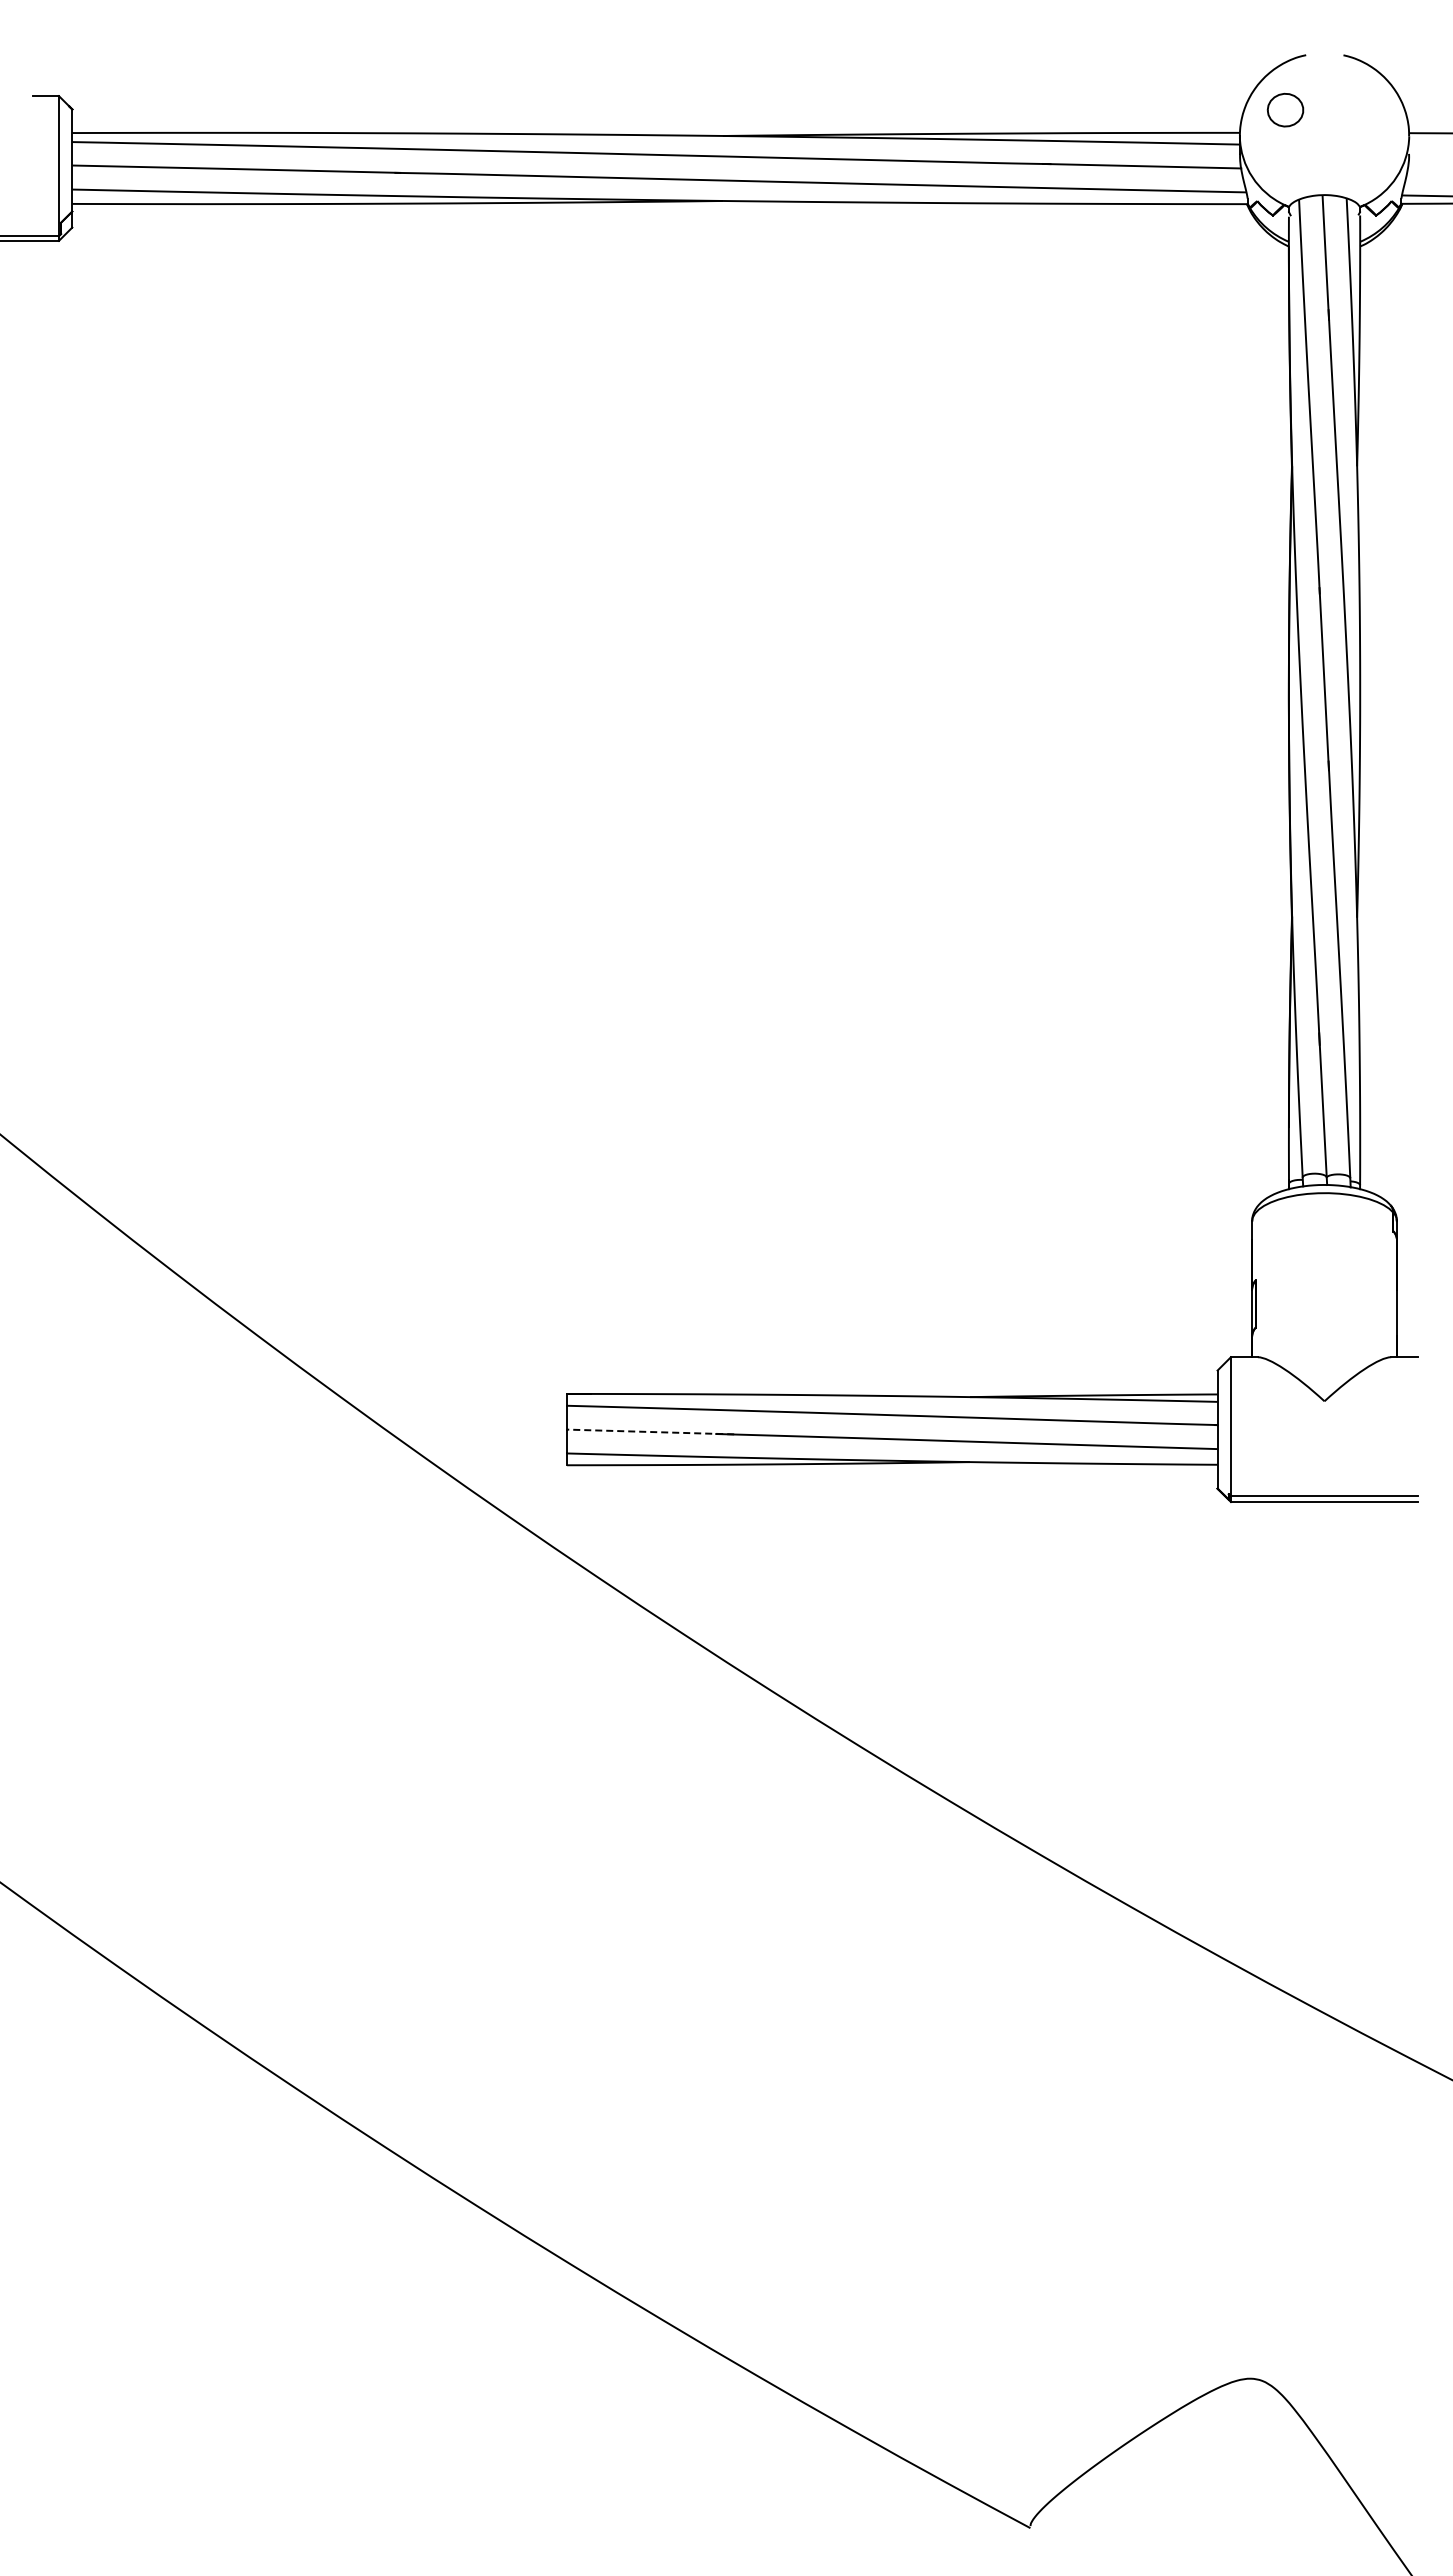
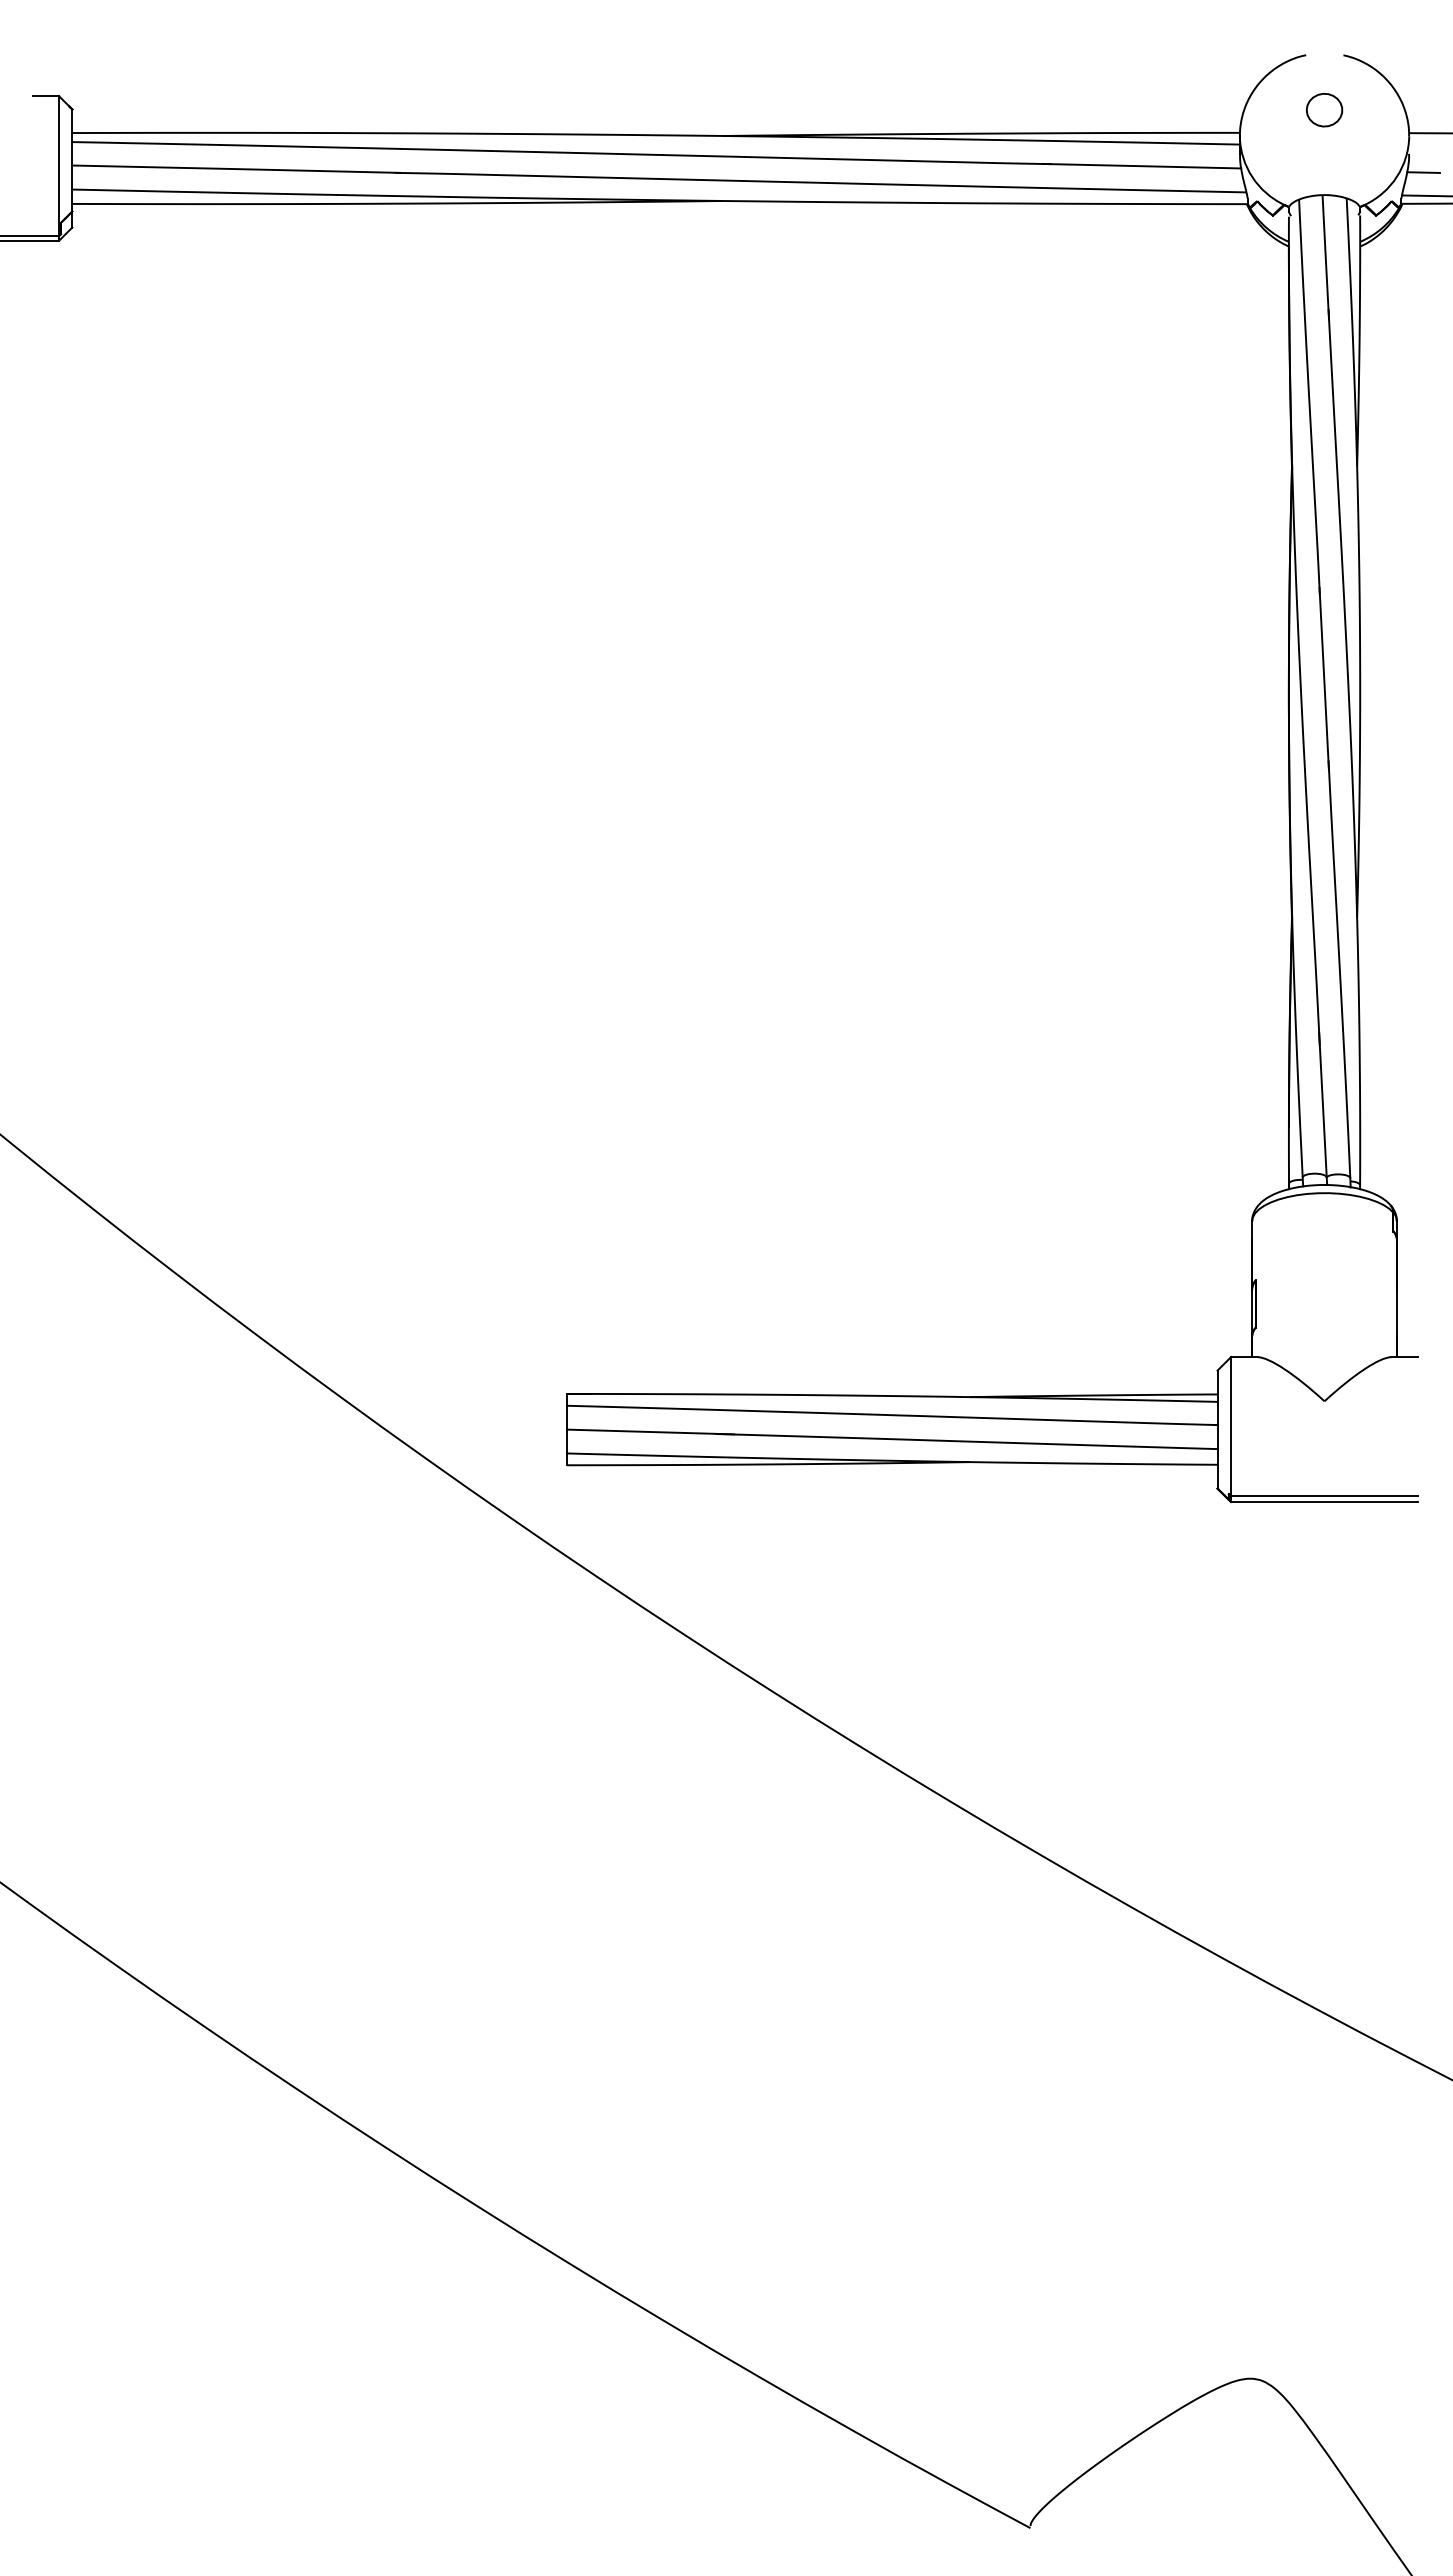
part position: (1285, 109) -> (1324, 109) (1324, 109)
line: none -> present (1423, 172)
line: dashed -> solid (650, 1432)
